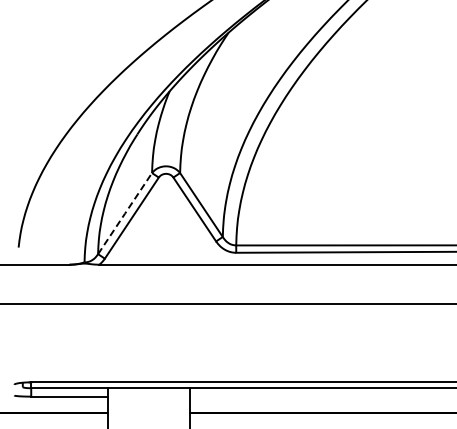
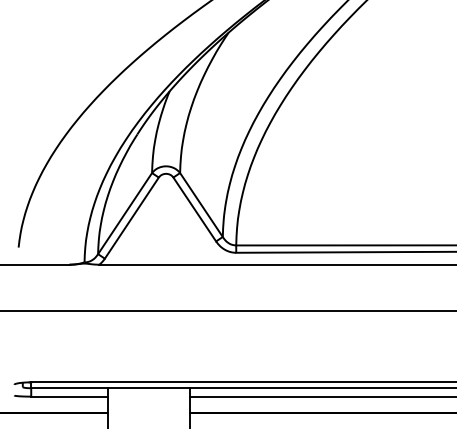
line: dashed -> solid (125, 213)
line position: (227, 304) -> (227, 311) (227, 311)
line: none -> present (321, 396)
